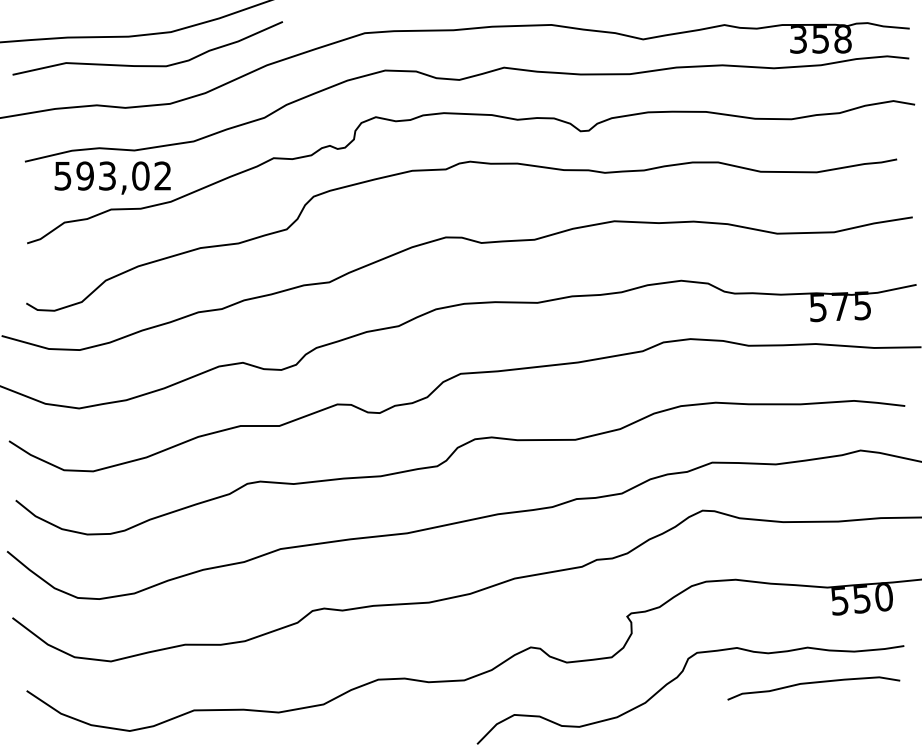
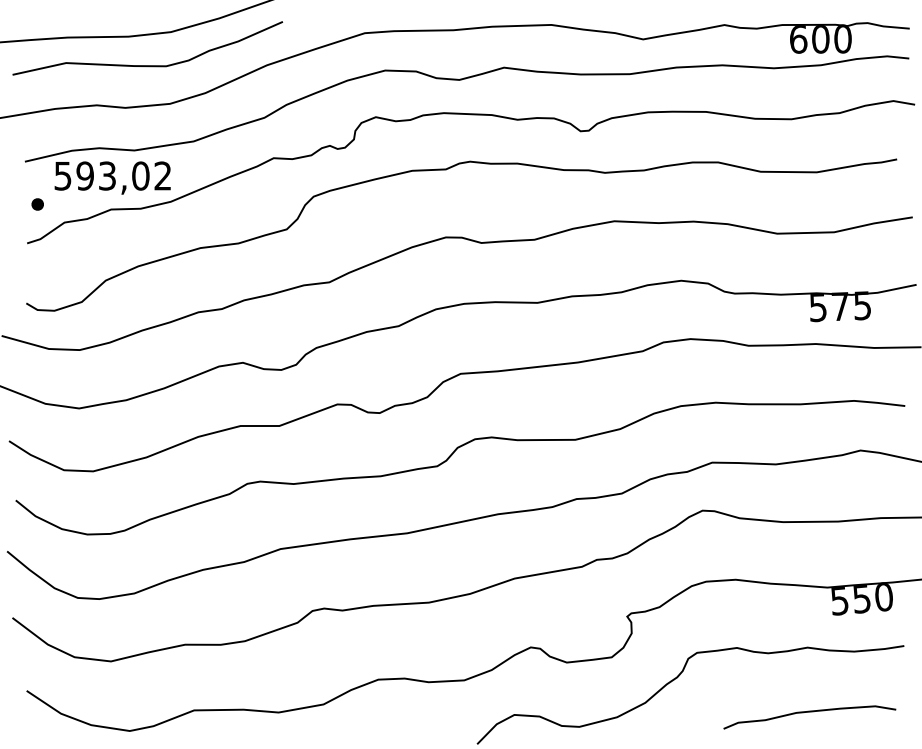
text: 358 -> 600 (820, 39)
part: none -> present (37, 204)
curve position: (813, 683) -> (809, 712) (809, 712)
